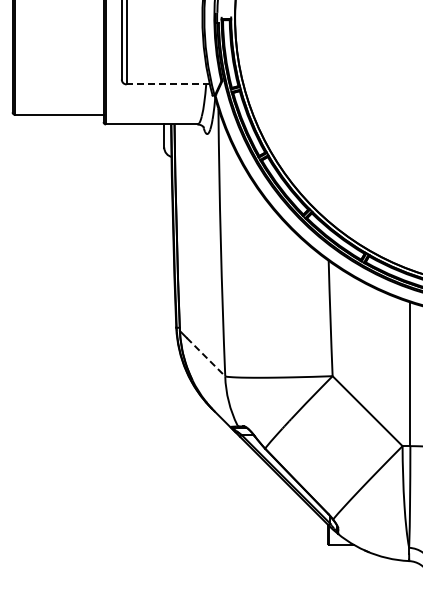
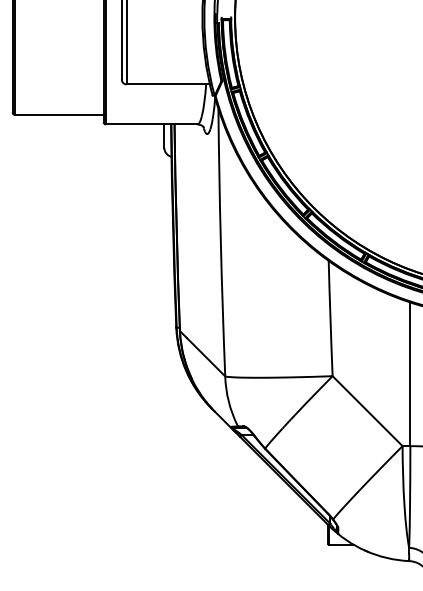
line: dashed -> solid (168, 84)
line: dashed -> solid (206, 357)
